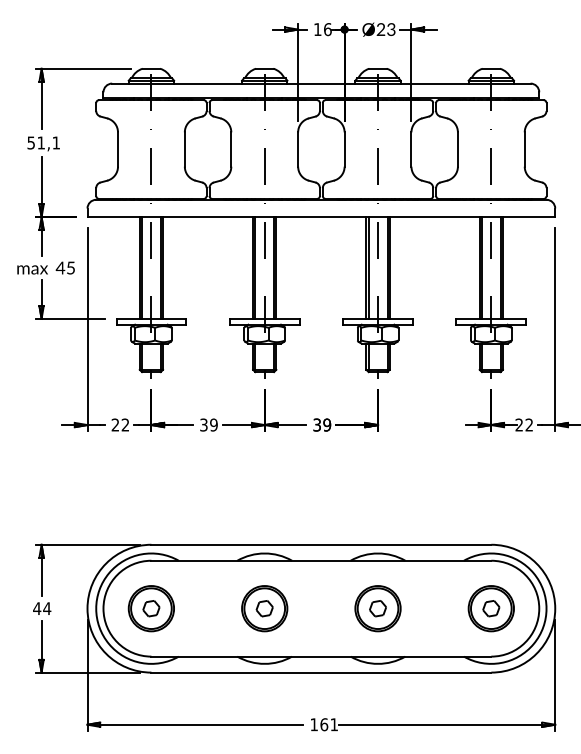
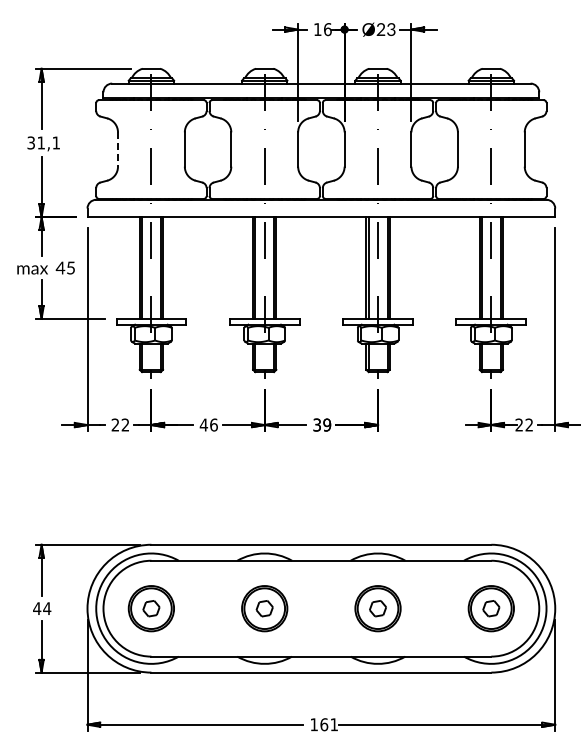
text: 51,1 -> 31,1 (30, 142)
line: solid -> dashed (118, 150)
text: 39 -> 46 (208, 424)
